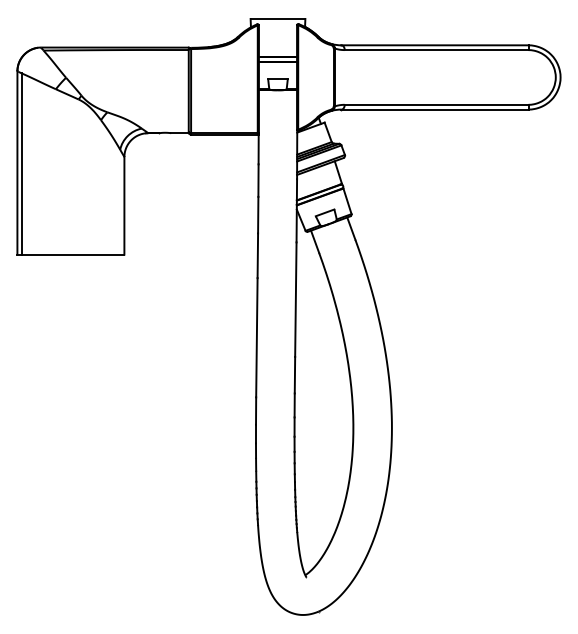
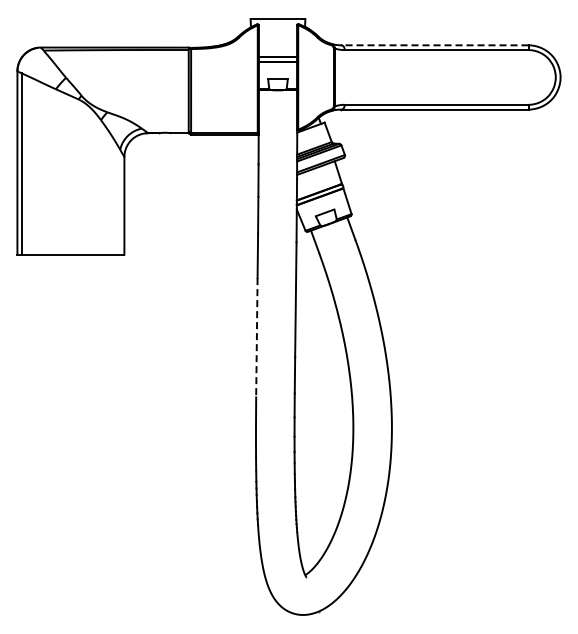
line: solid -> dashed (434, 45)
line: solid -> dashed (256, 337)
